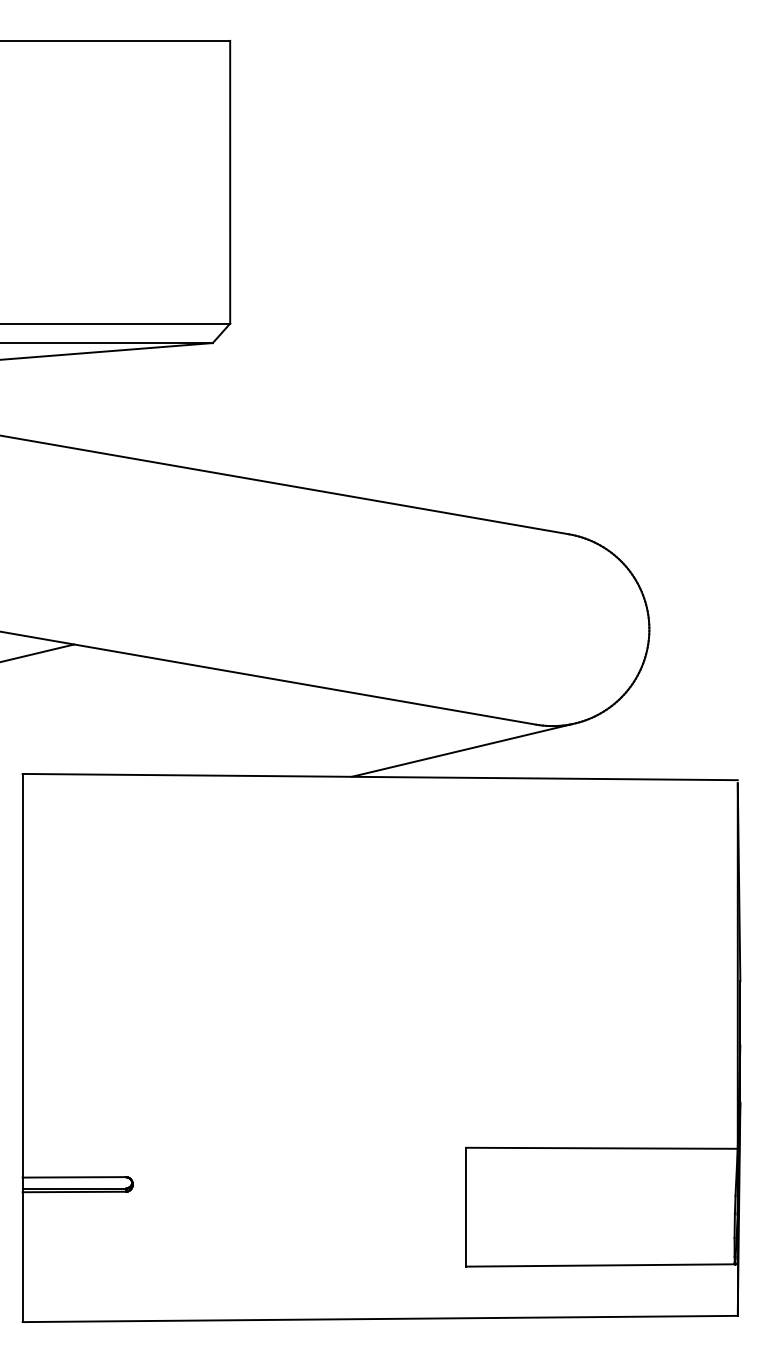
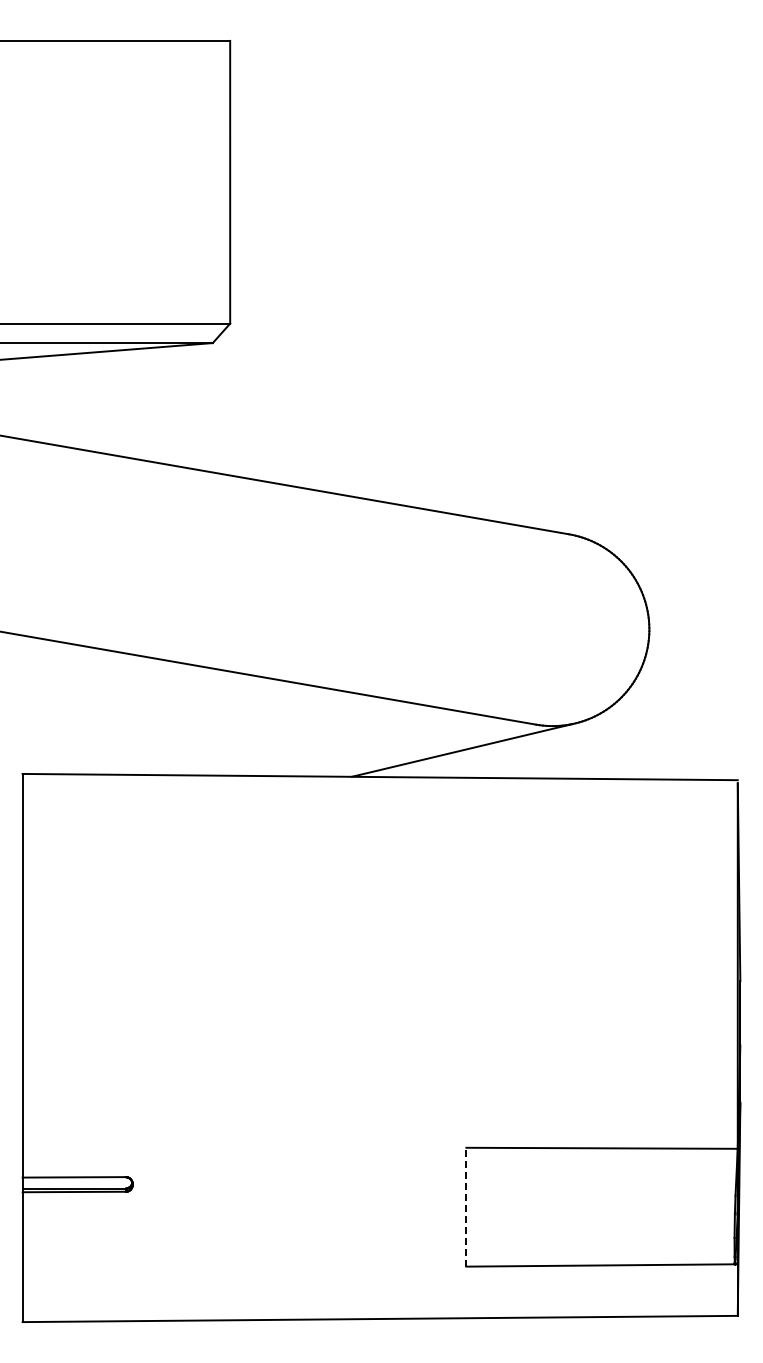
line: present -> none (38, 652)
line: solid -> dashed (466, 1206)
